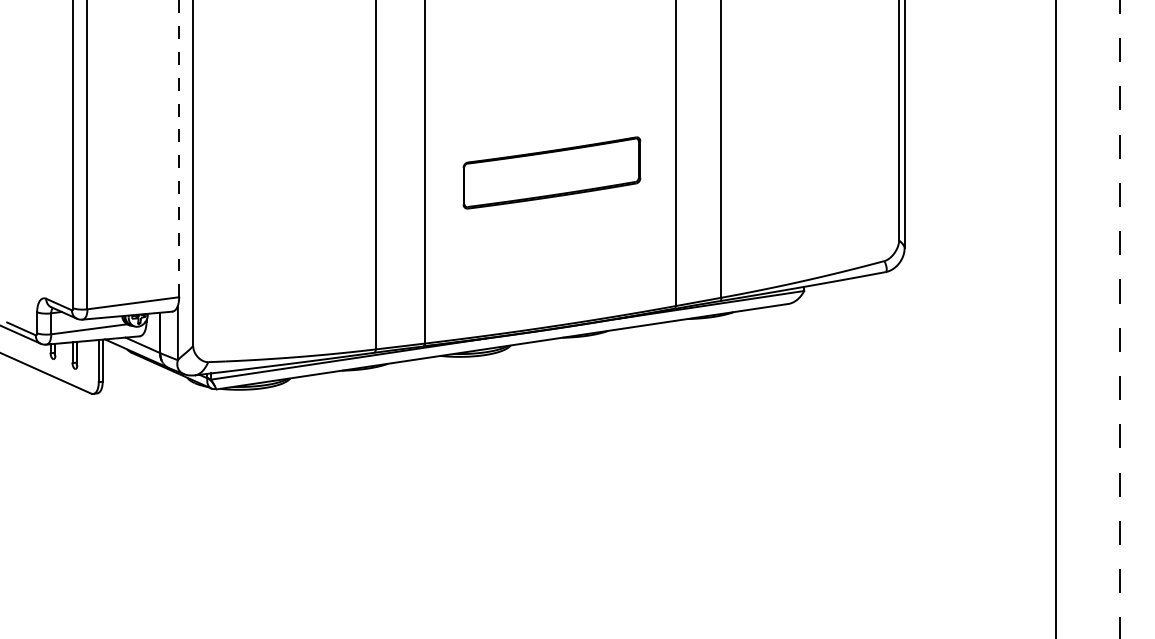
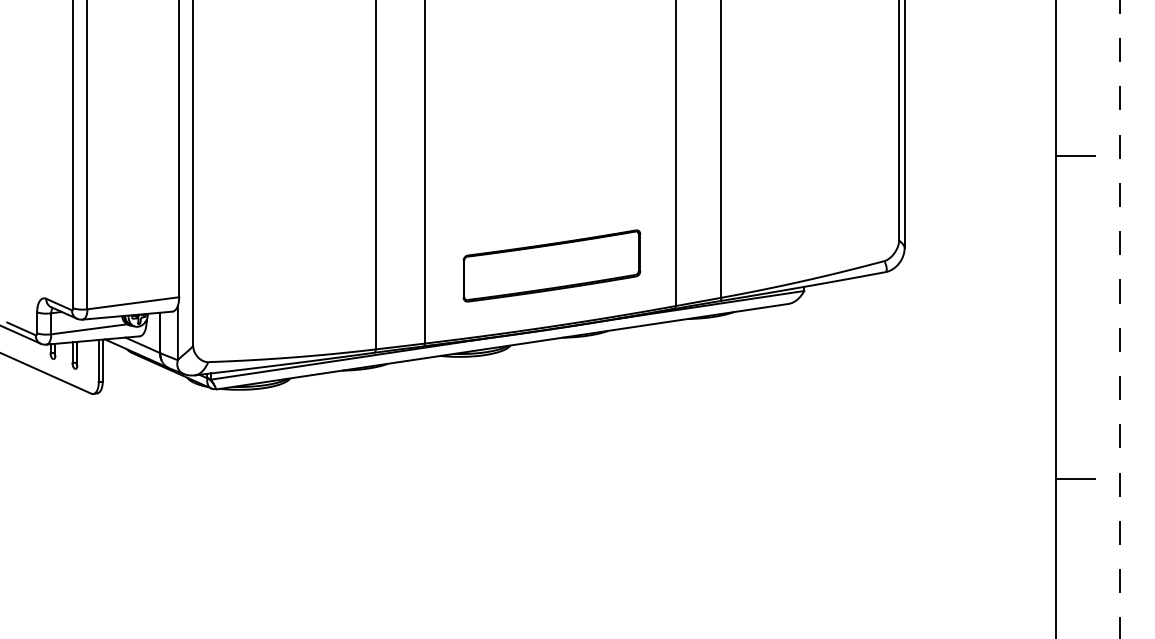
line: dashed -> solid (179, 148)
line: none -> present (1074, 155)
part position: (551, 172) -> (551, 265) (551, 265)
line: none -> present (1074, 478)
